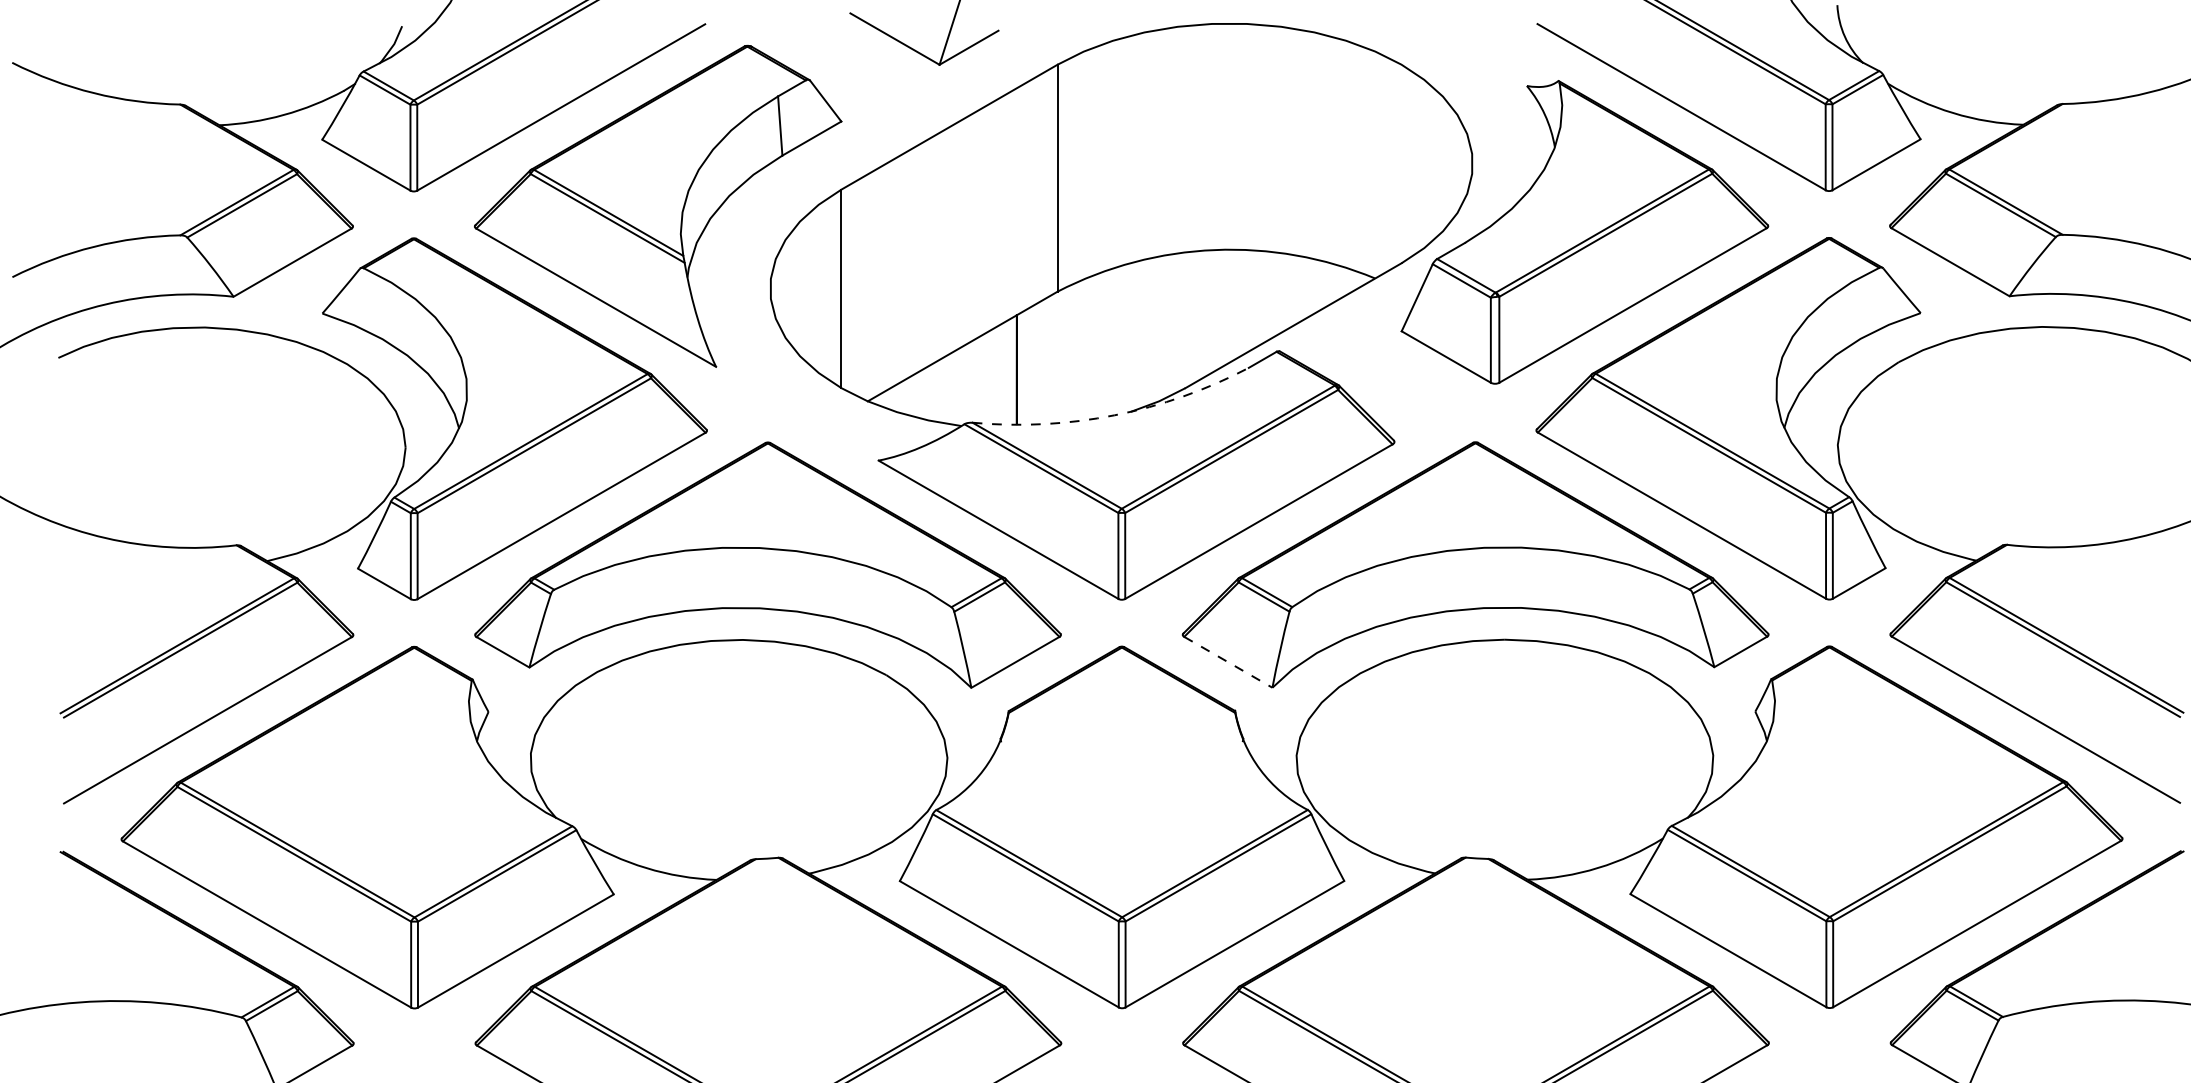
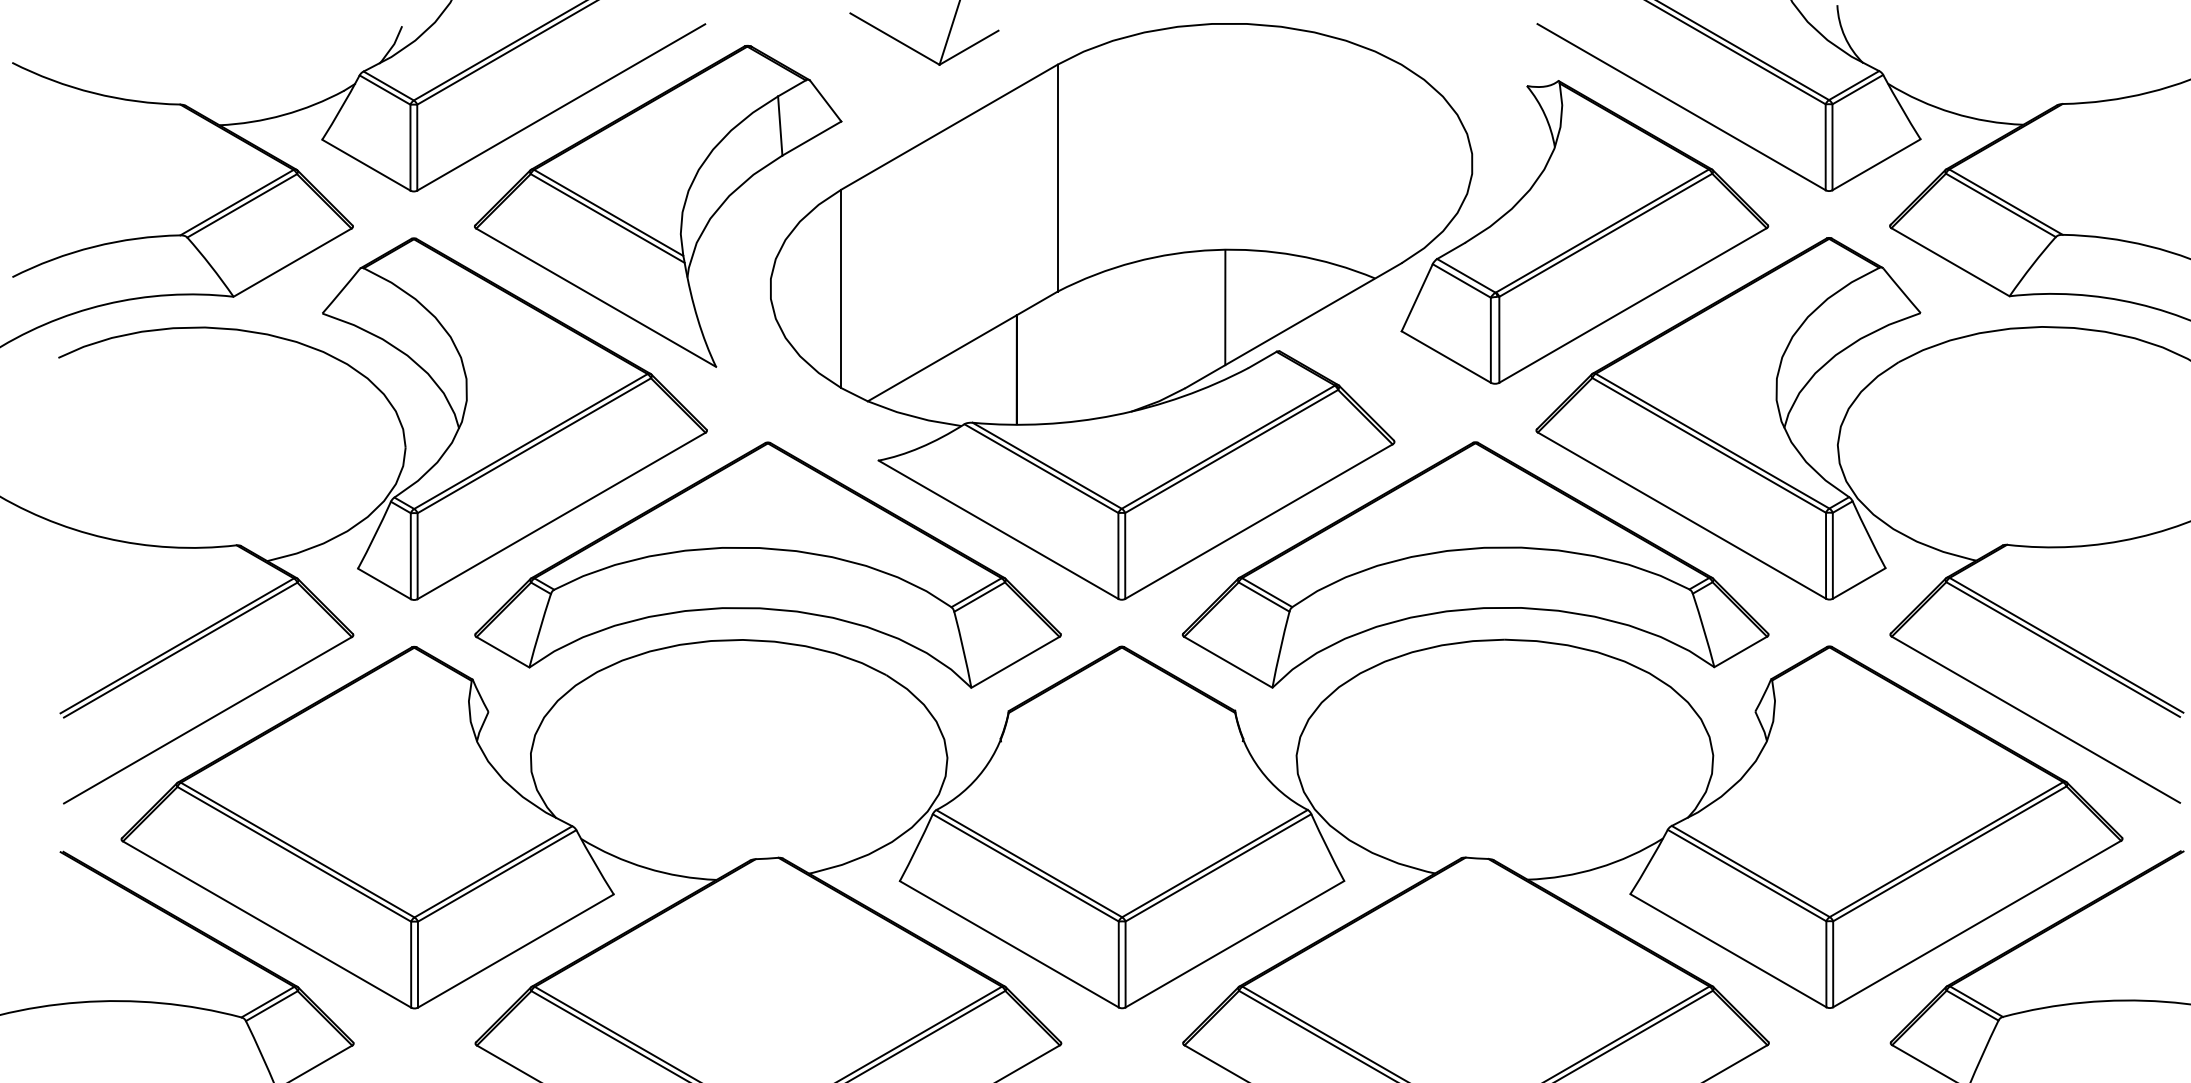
line: none -> present (1225, 307)
arc: dashed -> solid (1114, 415)
line: dashed -> solid (1228, 662)
